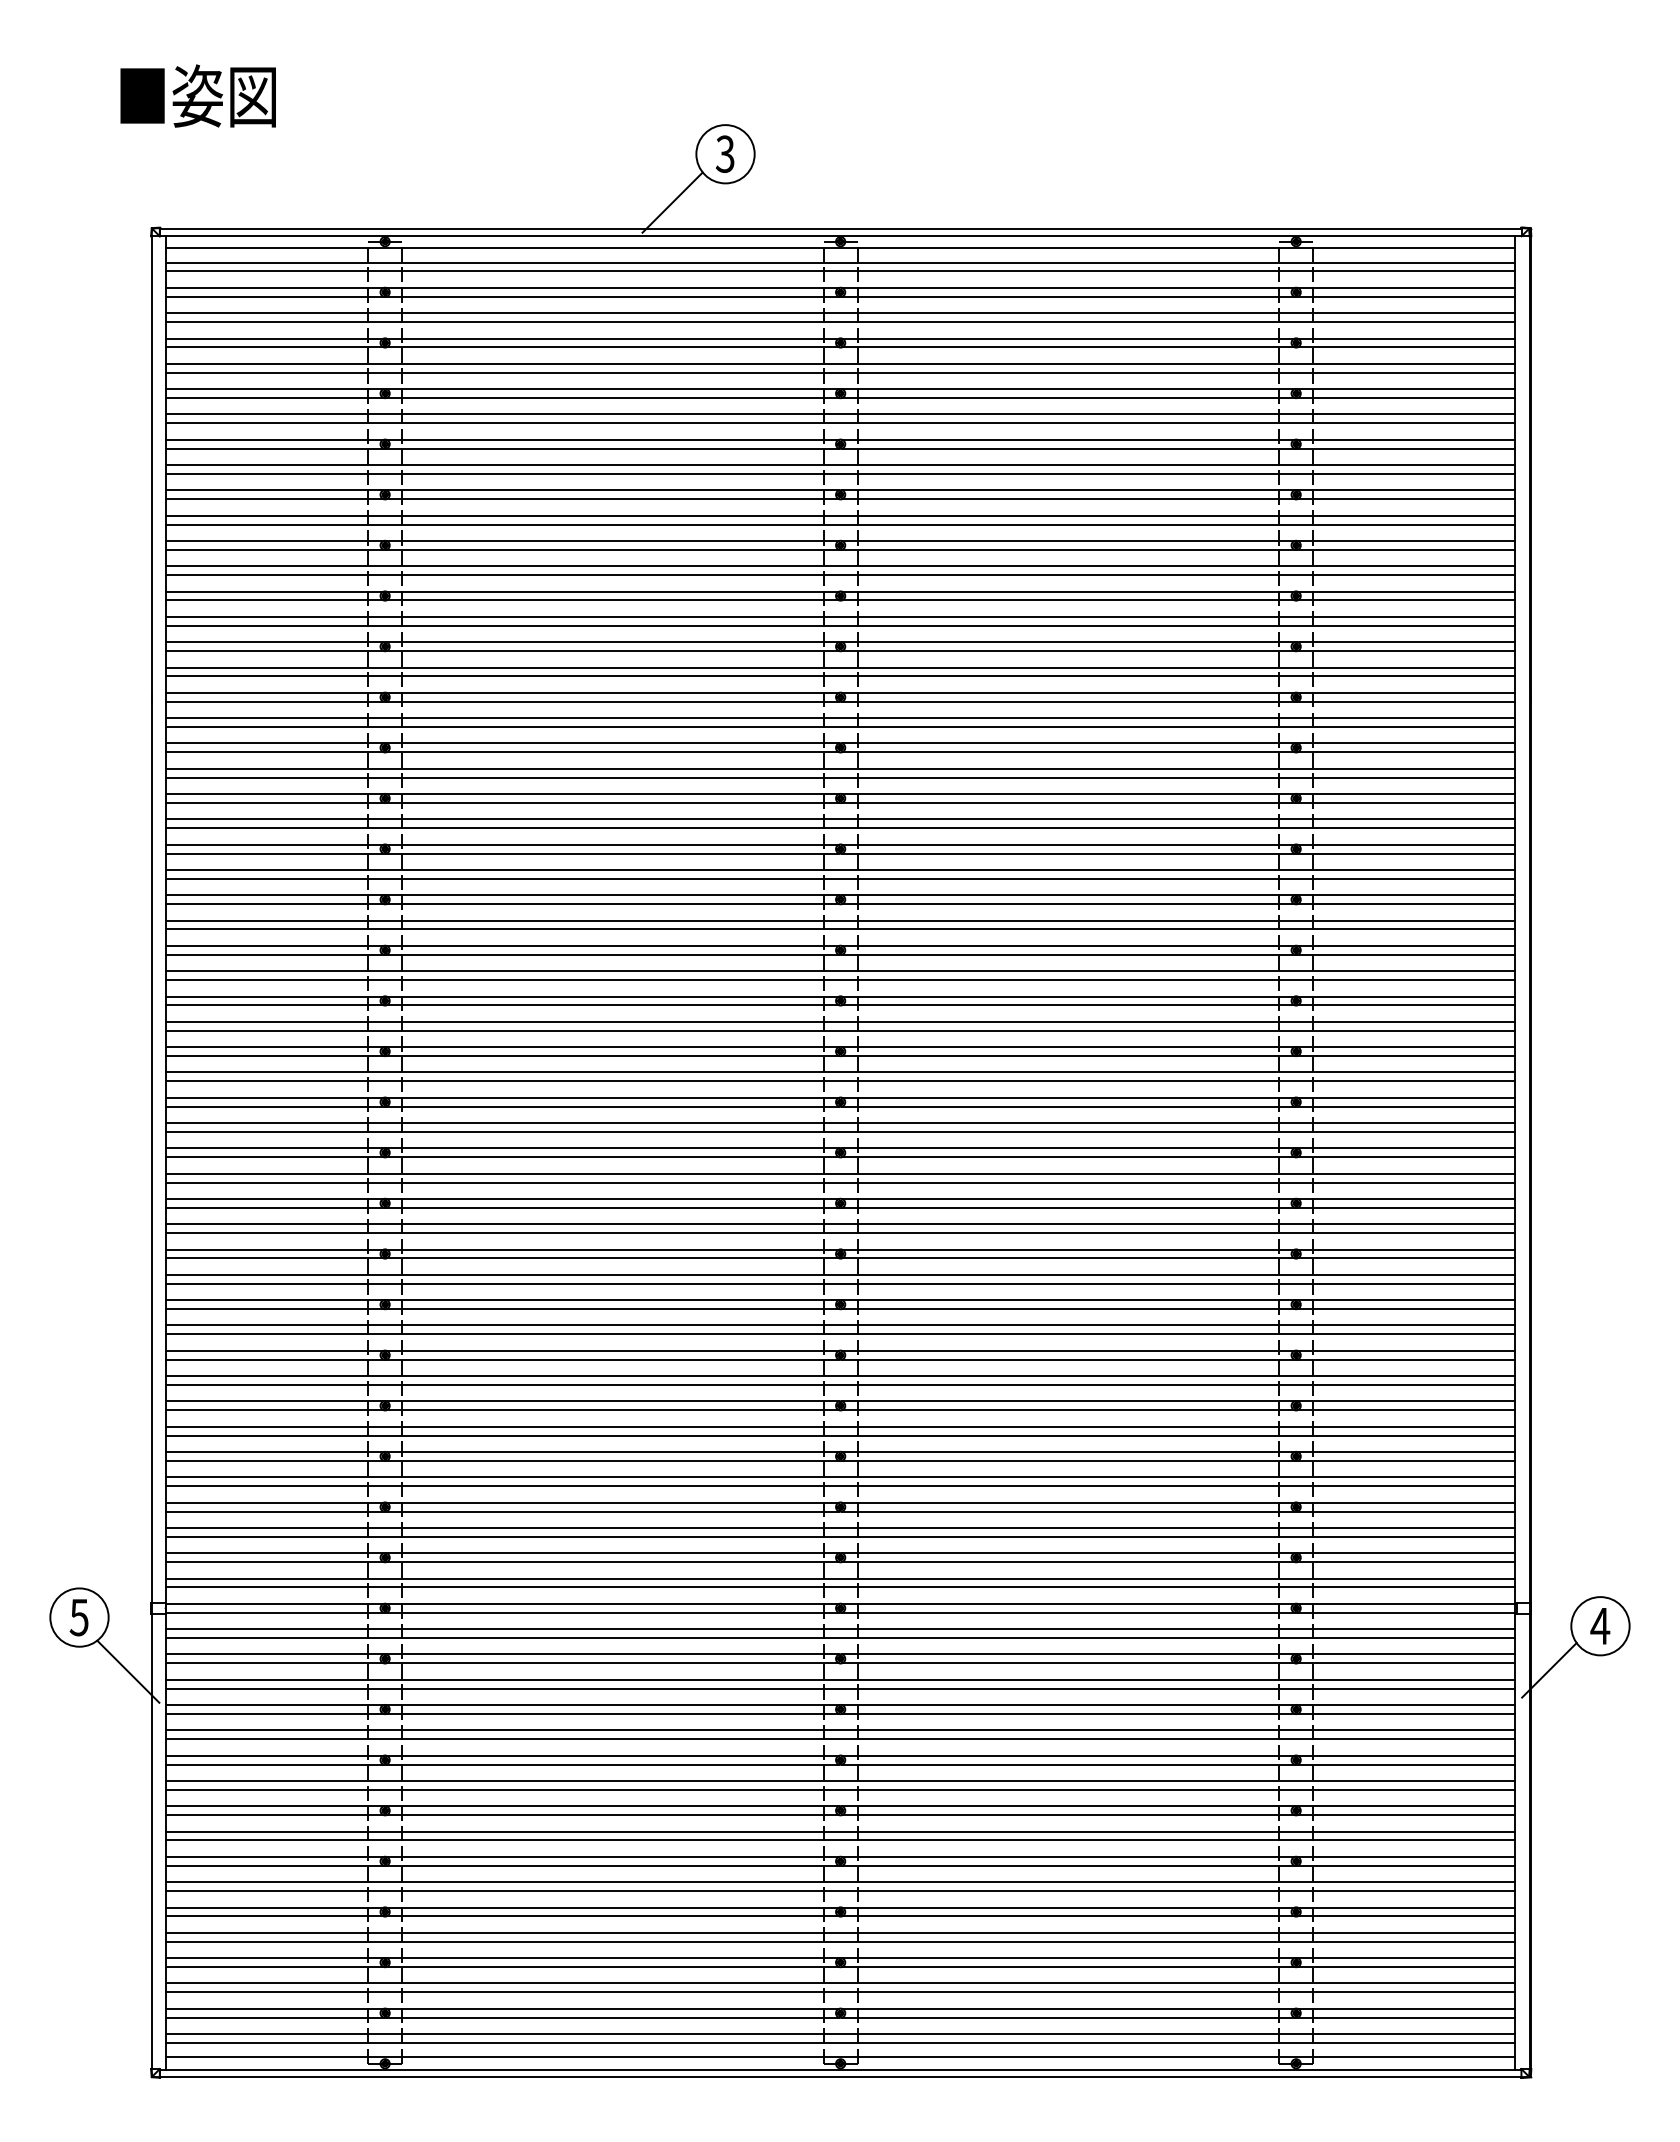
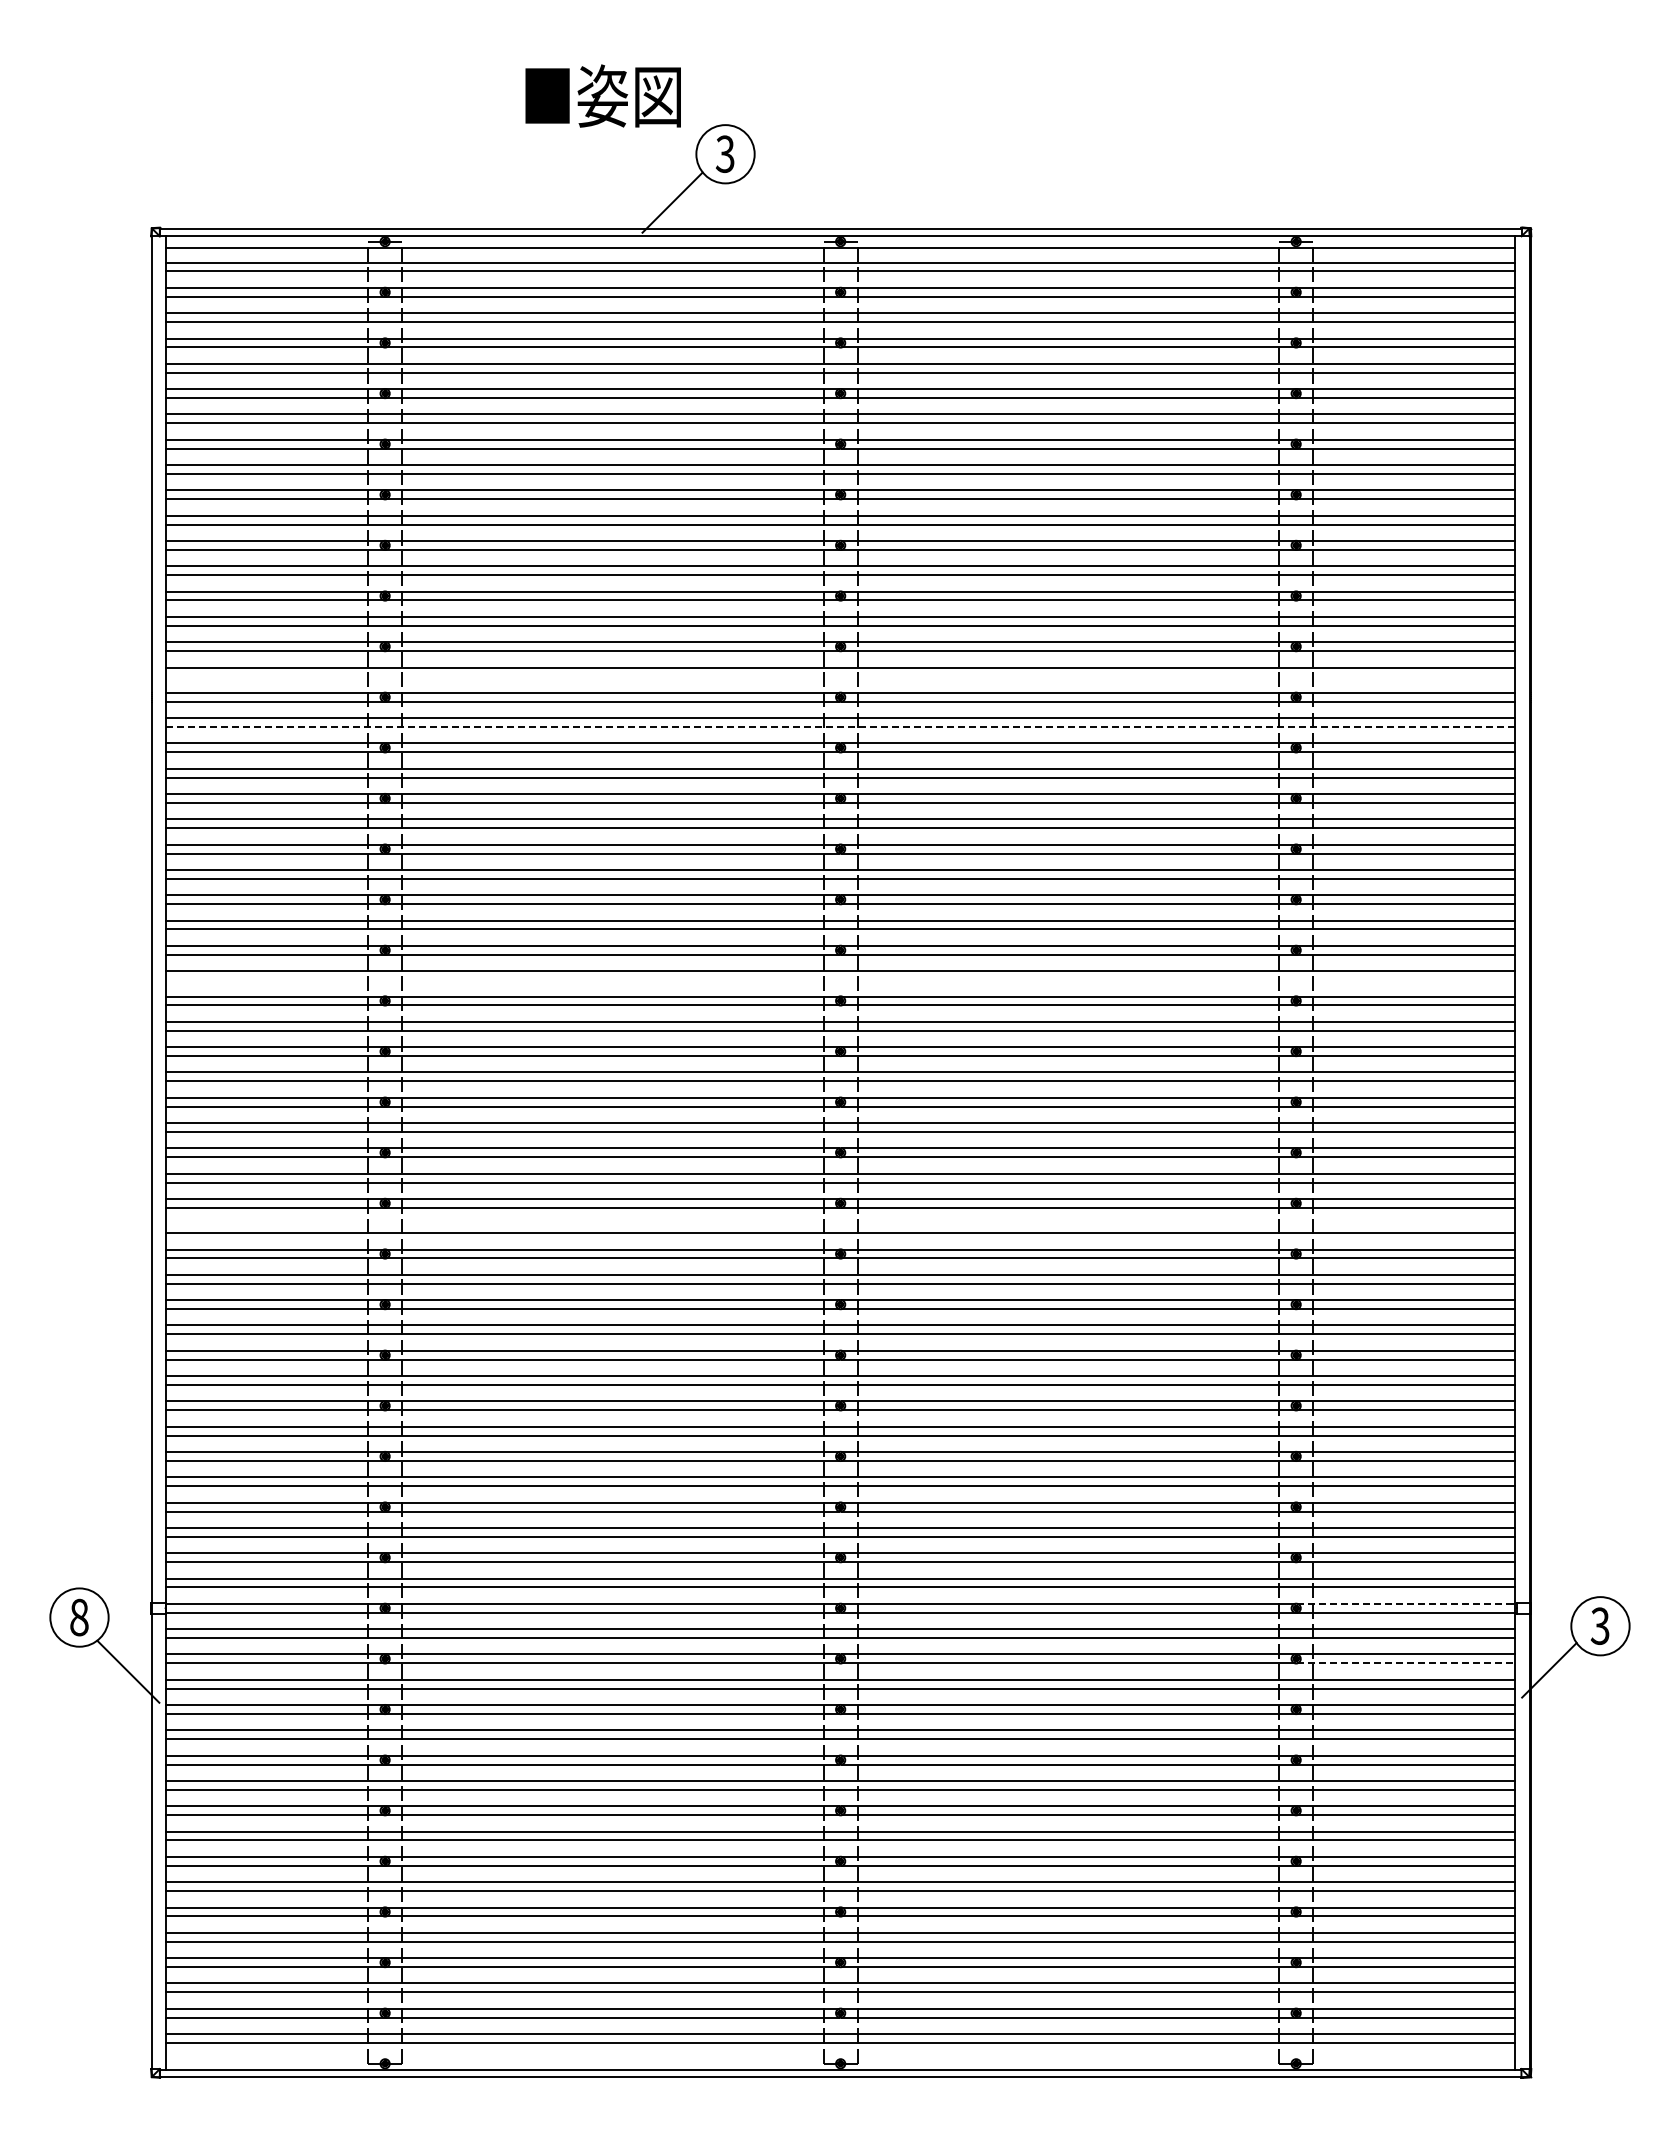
text position: (197, 95) -> (602, 95) (602, 95)
line: present -> none (840, 676)
line: solid -> dashed (840, 727)
line: present -> none (840, 980)
line: present -> none (840, 1224)
line: solid -> dashed (1406, 1603)
text: 5 -> 8 (78, 1617)
text: 4 -> 3 (1600, 1625)
line: solid -> dashed (1406, 1663)
line: present -> none (840, 2057)
